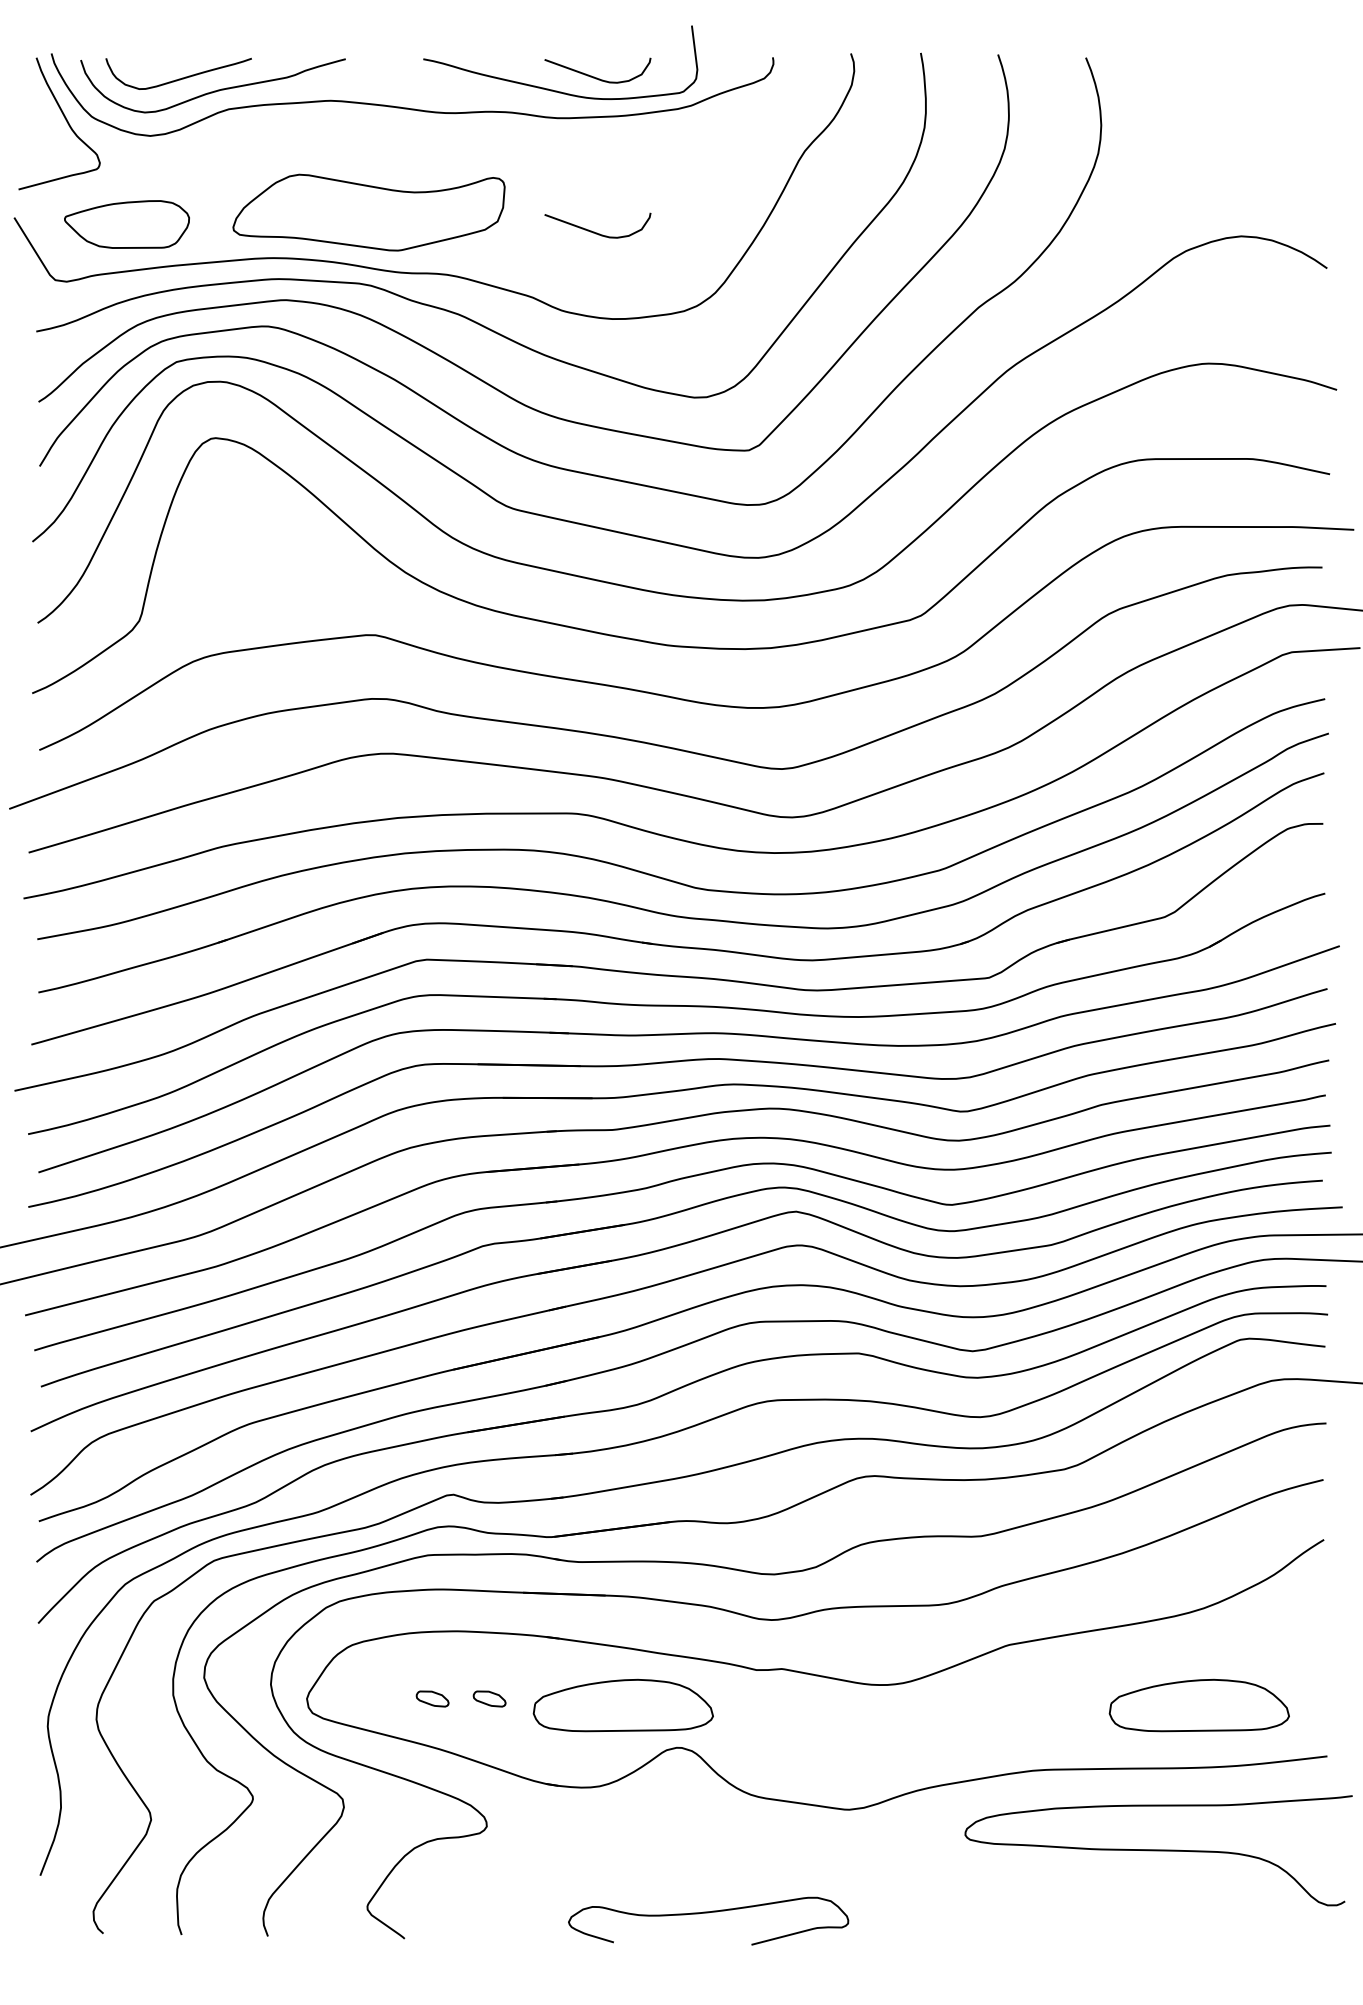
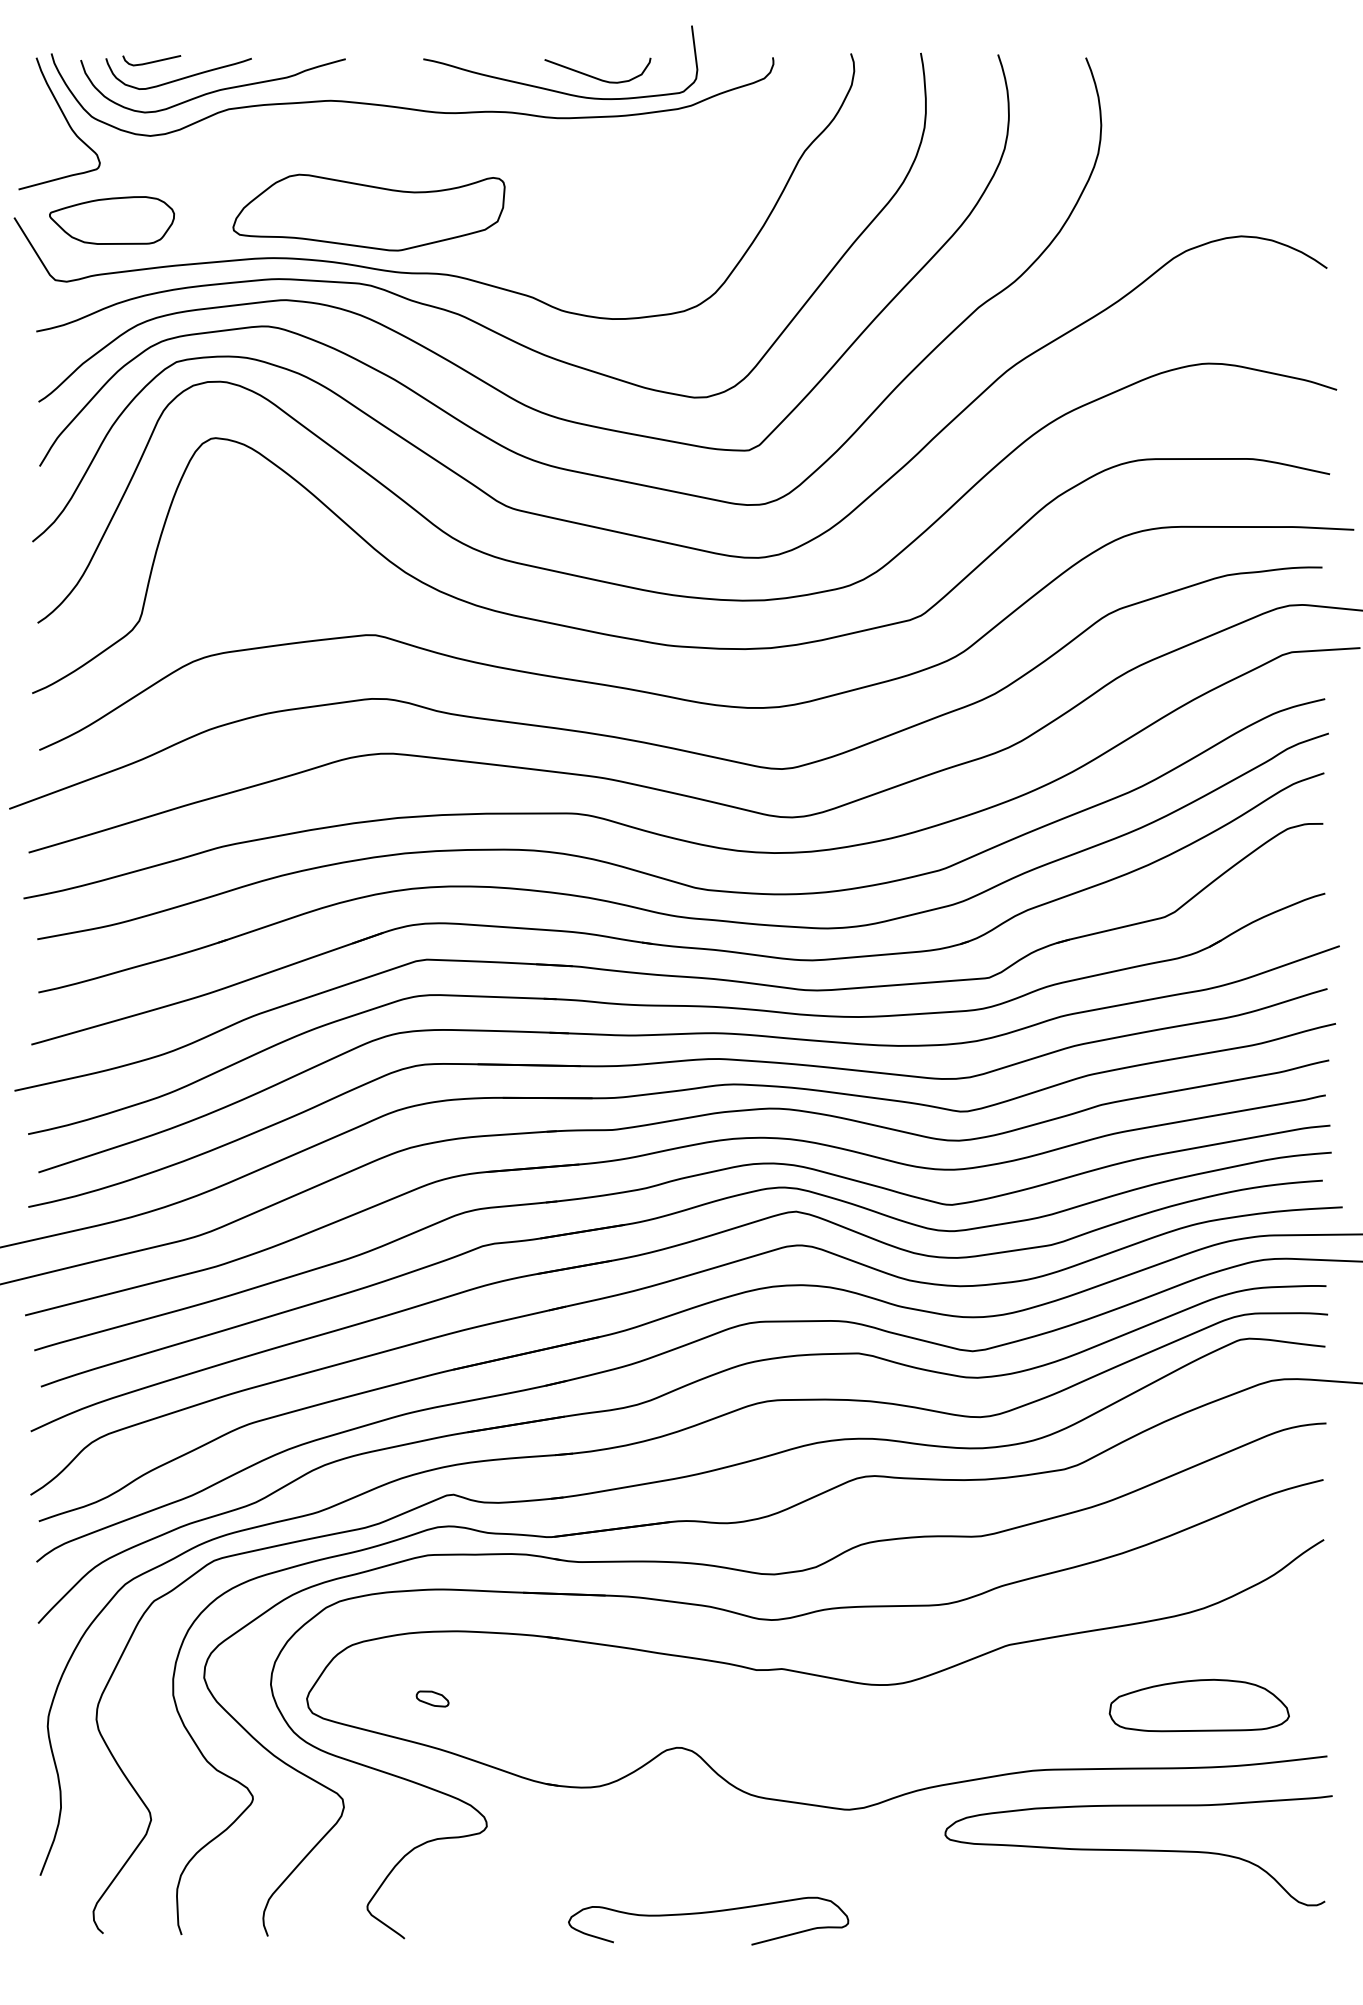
curve: none -> present (151, 61)
part position: (126, 224) -> (111, 220) (111, 220)
curve: present -> none (594, 231)
part: present -> none (489, 1698)
part: present -> none (622, 1705)
curve position: (1158, 1850) -> (1138, 1850) (1138, 1850)
